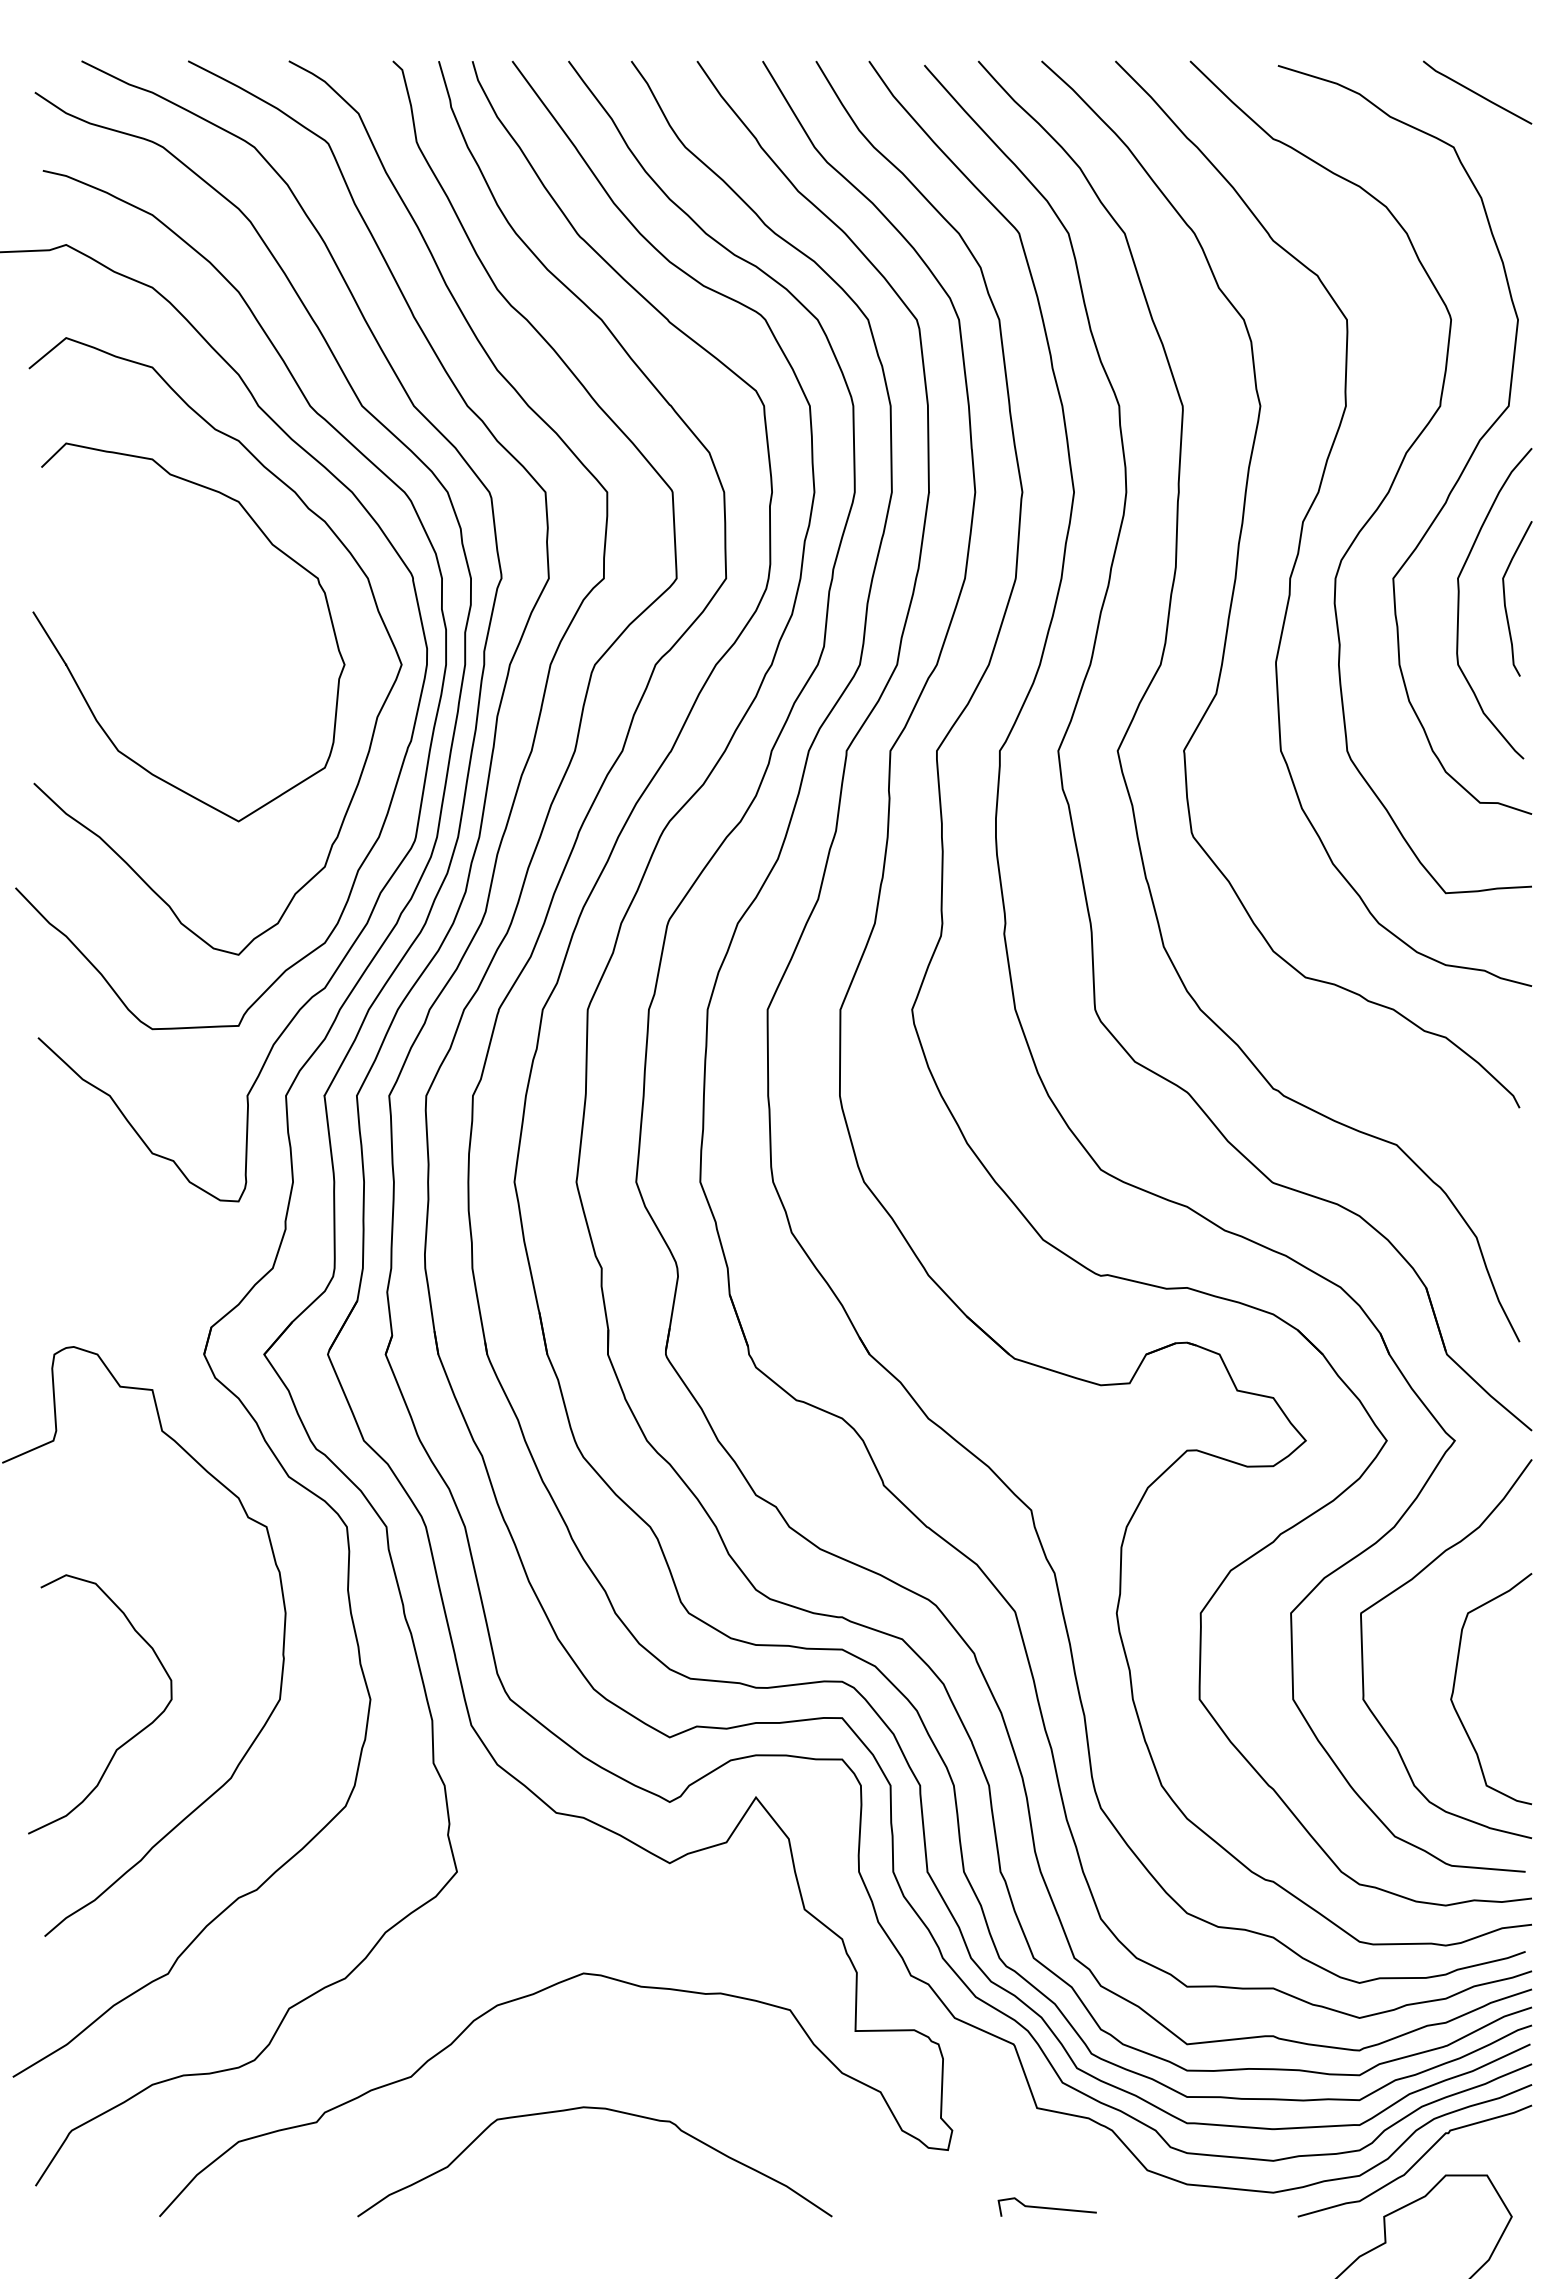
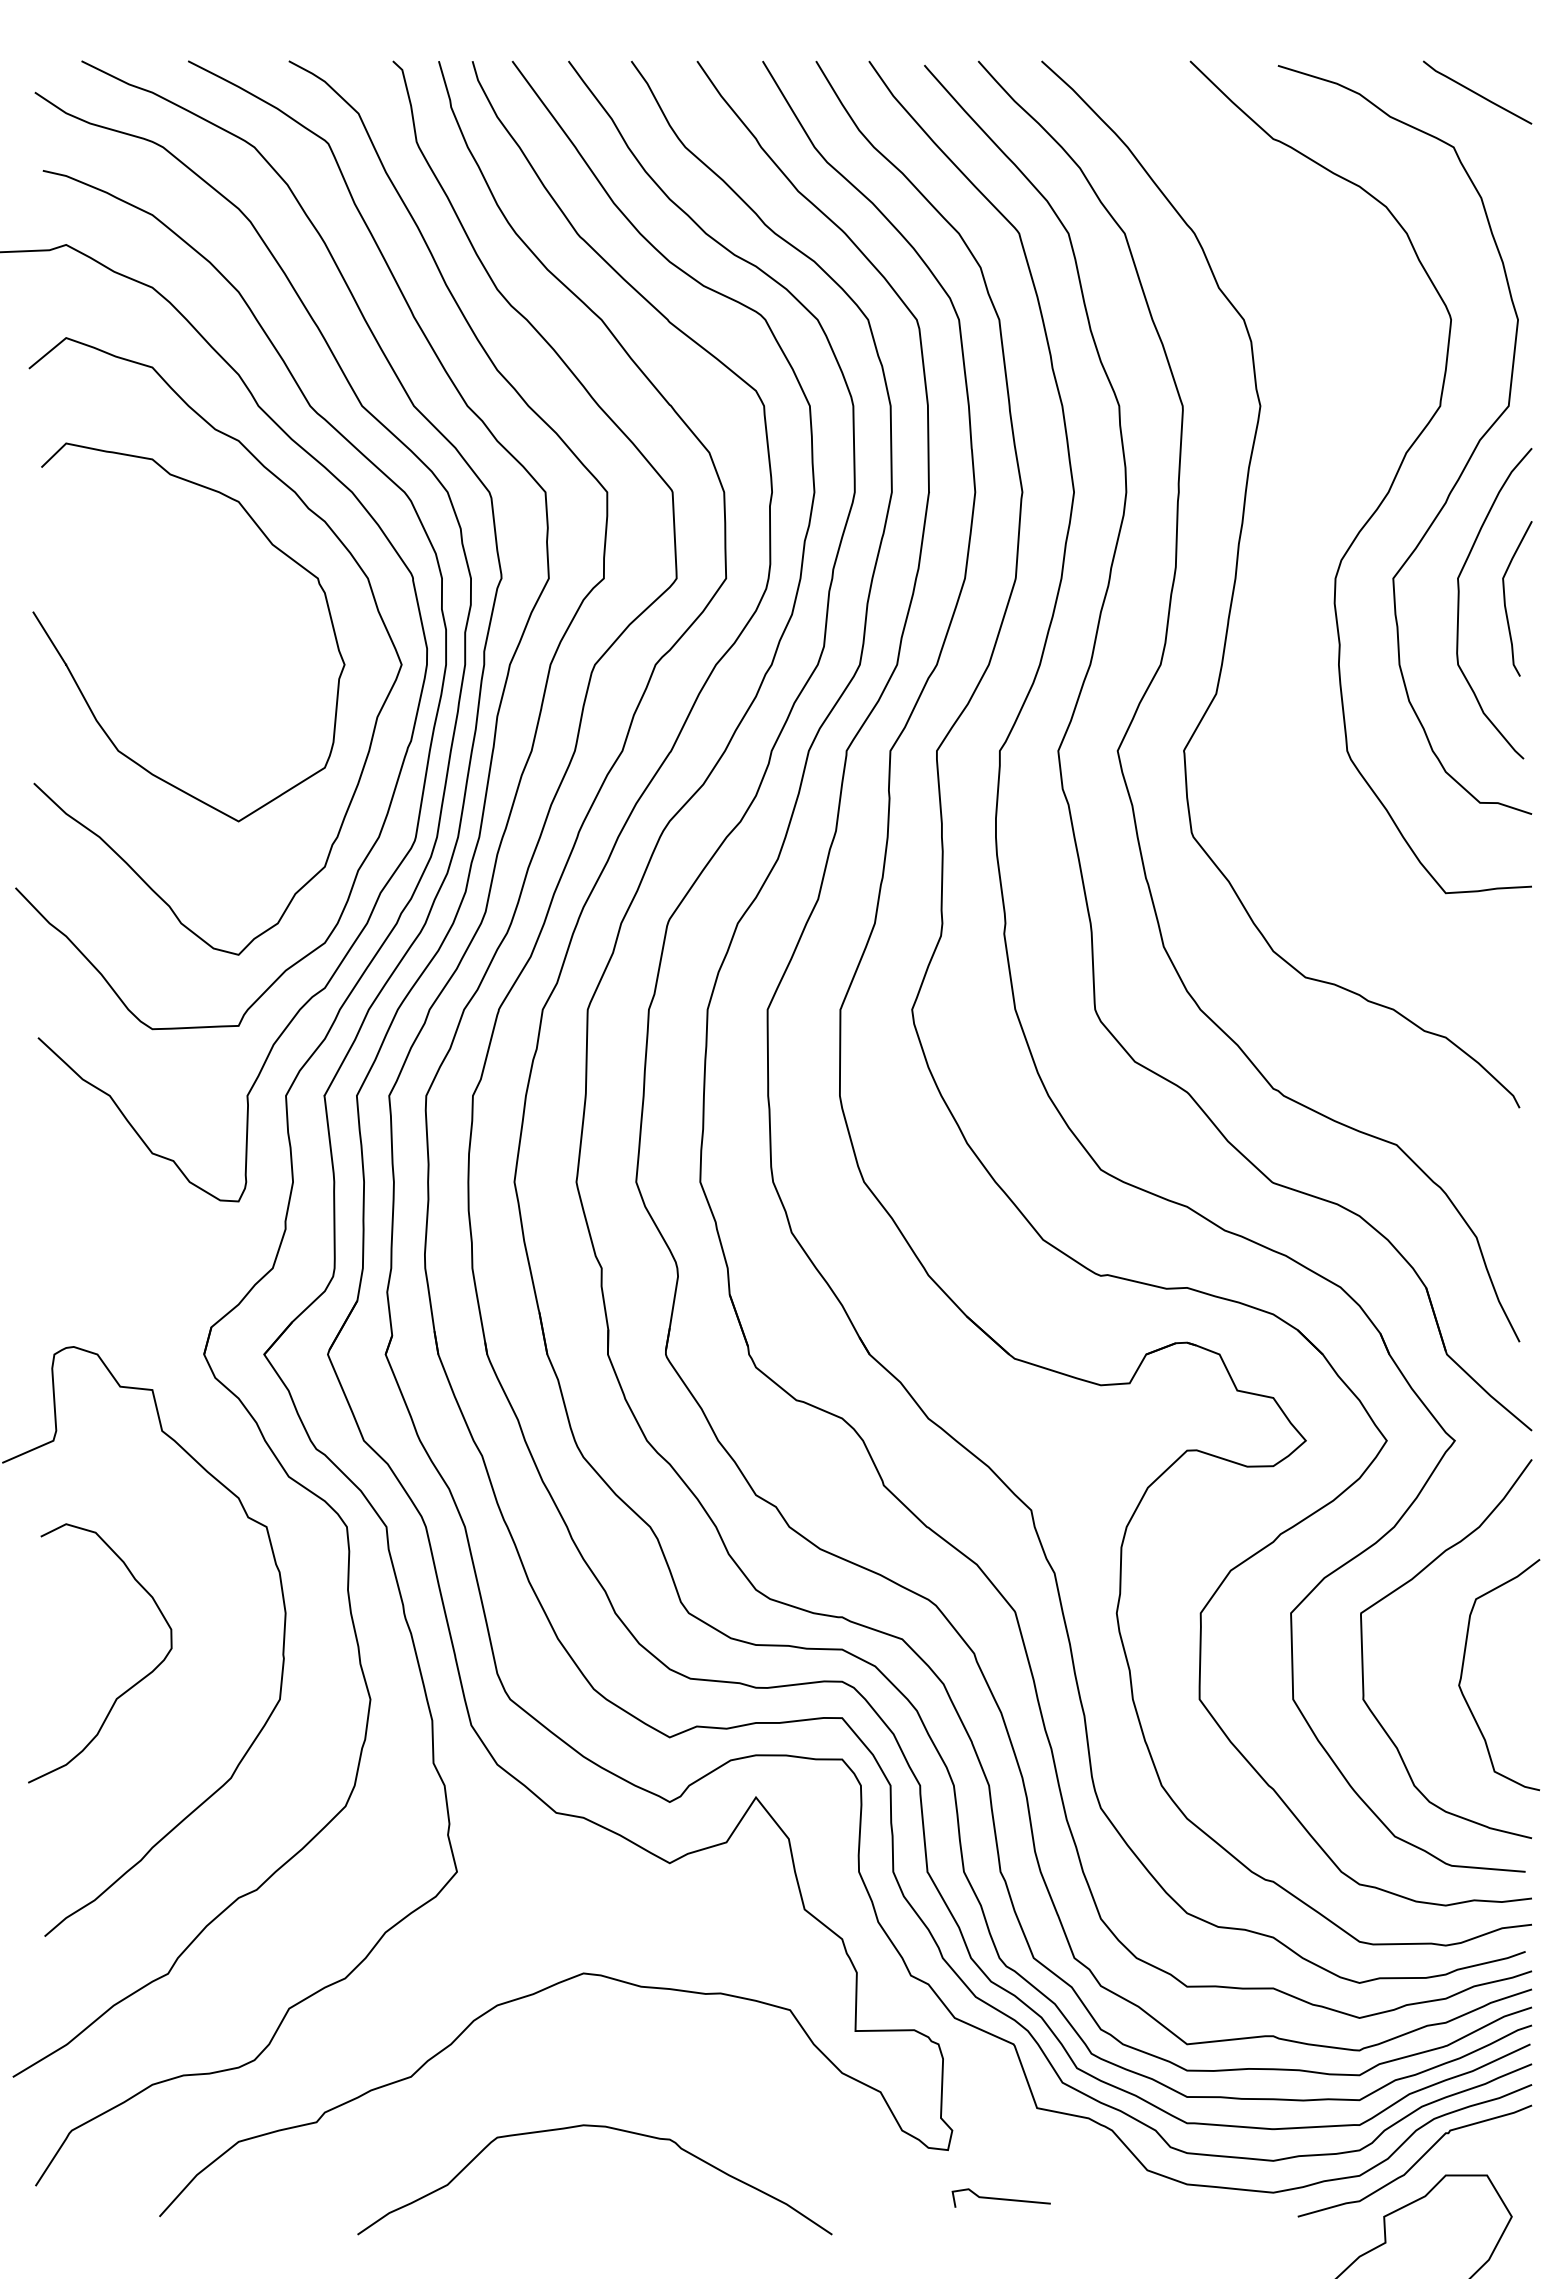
curve: present -> none (1307, 515)
curve position: (1455, 1683) -> (1463, 1669) (1463, 1669)
curve position: (128, 1739) -> (128, 1688) (128, 1688)
curve position: (598, 2109) -> (598, 2127) (598, 2127)
line position: (1046, 2207) -> (1000, 2198) (1000, 2198)
